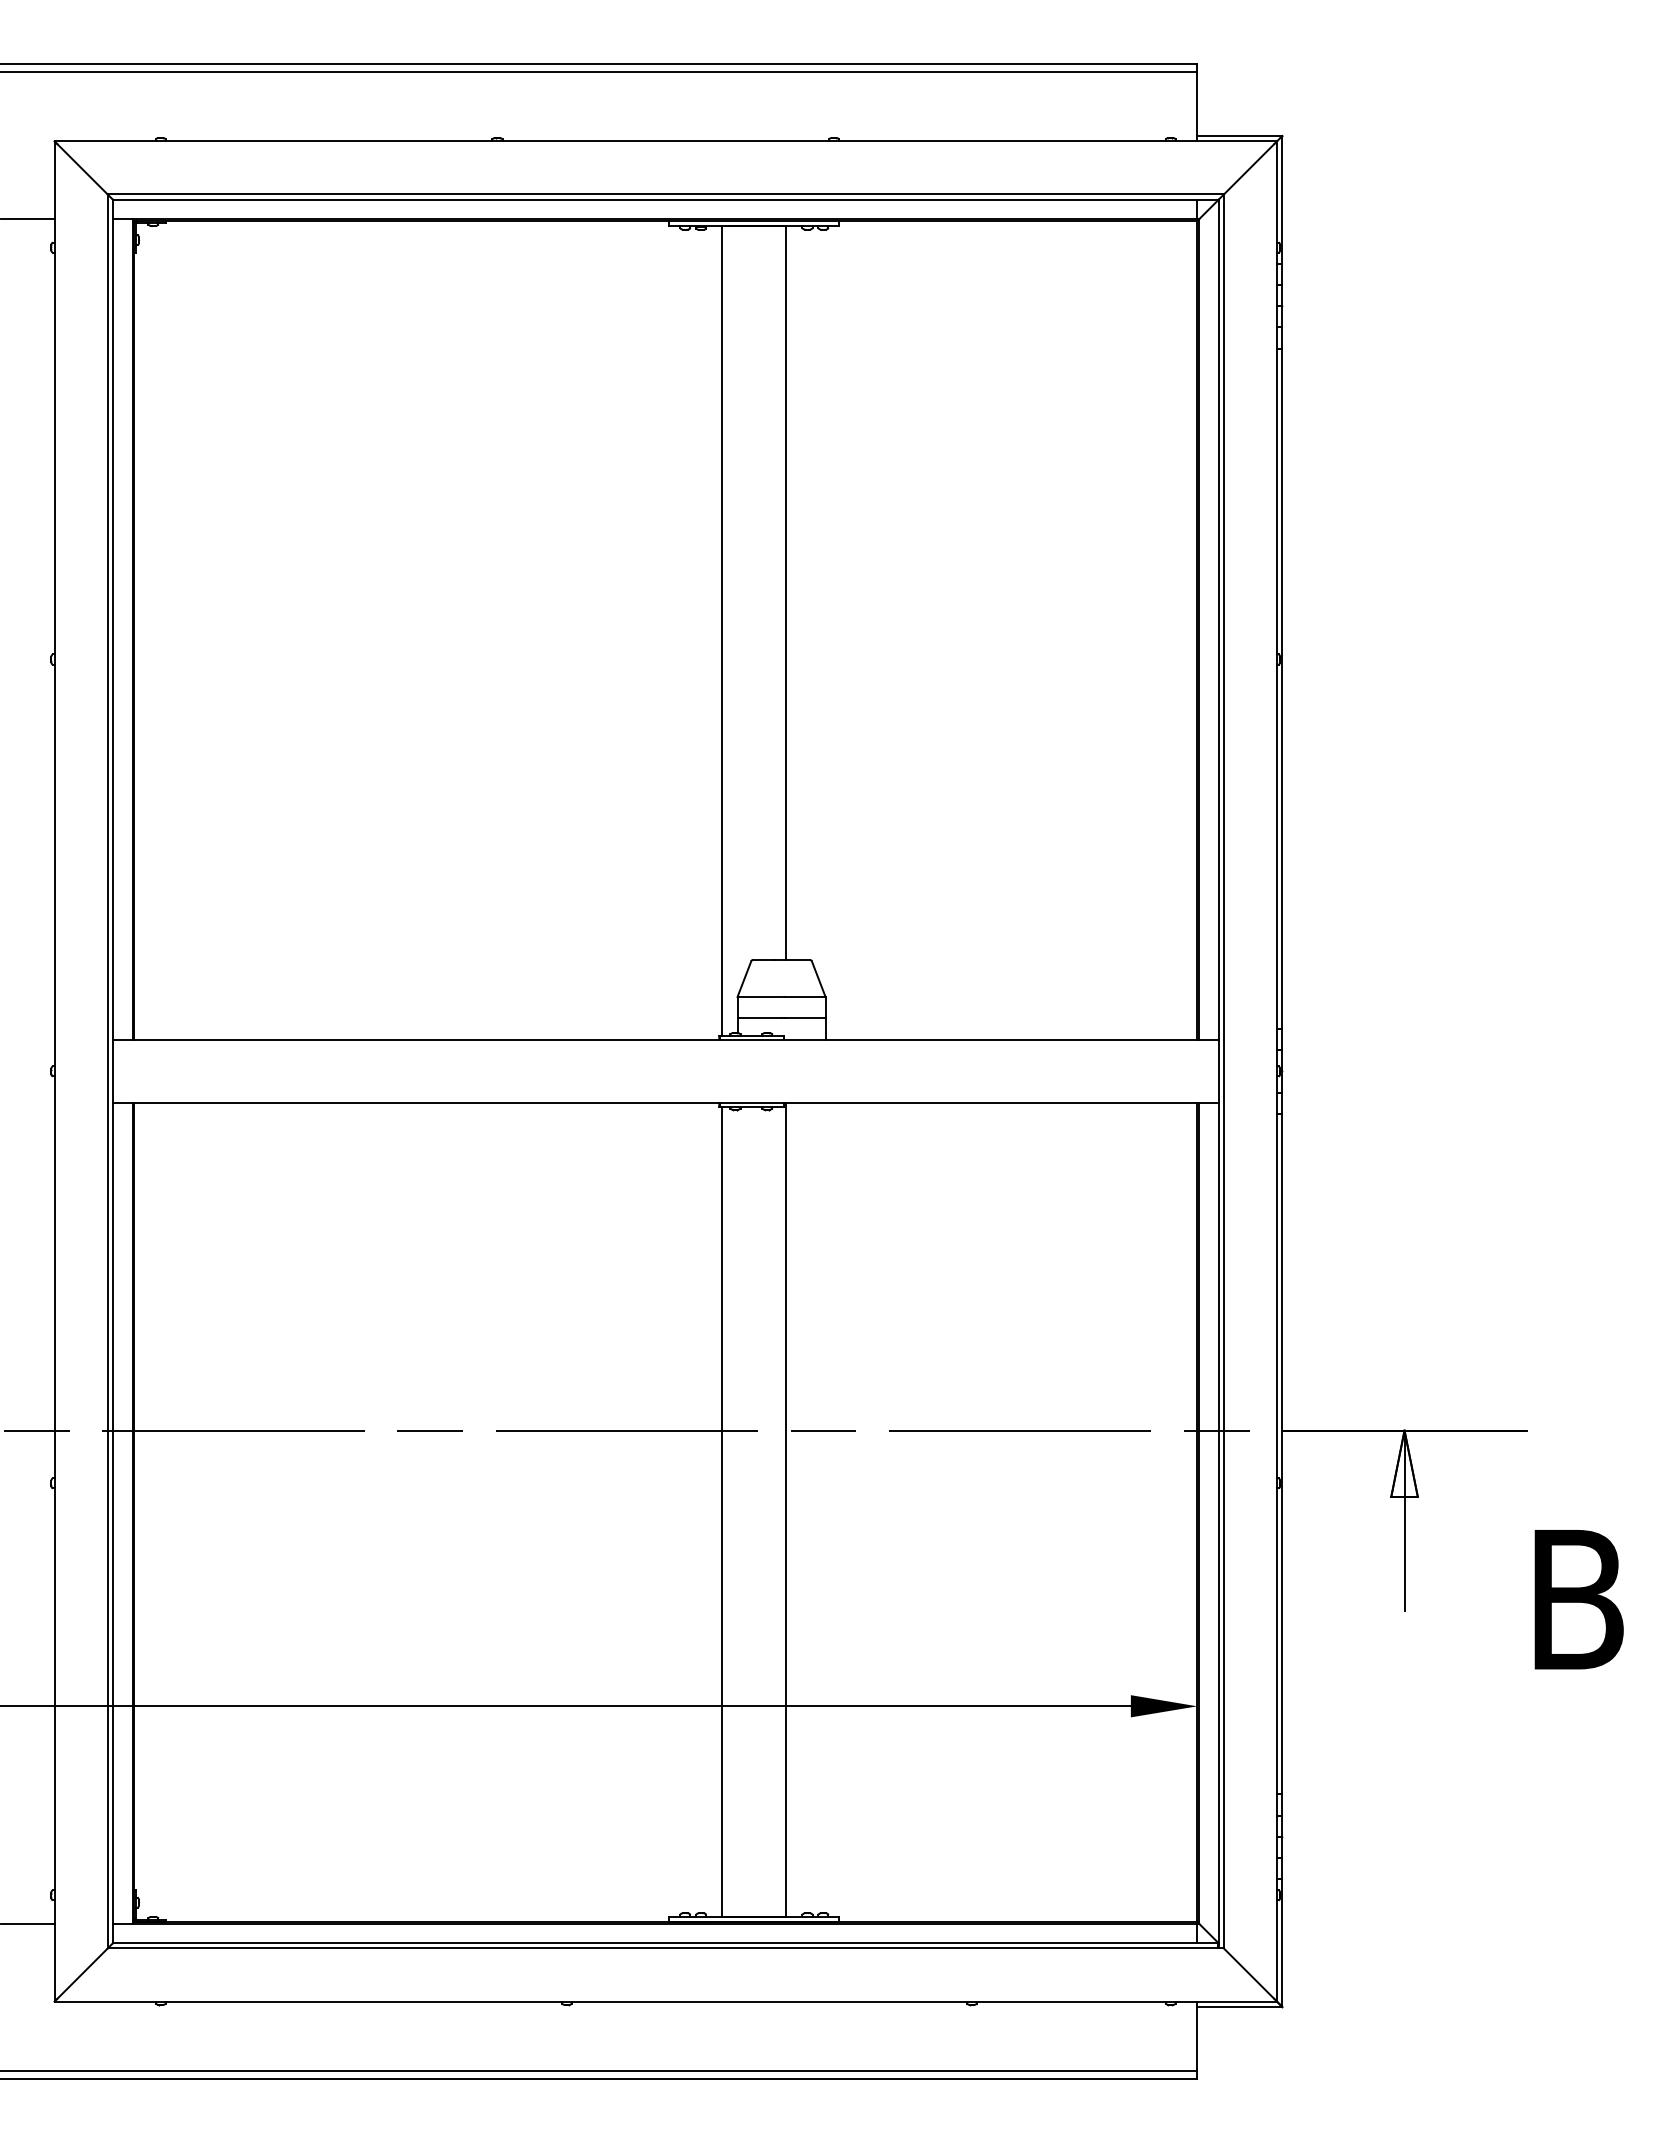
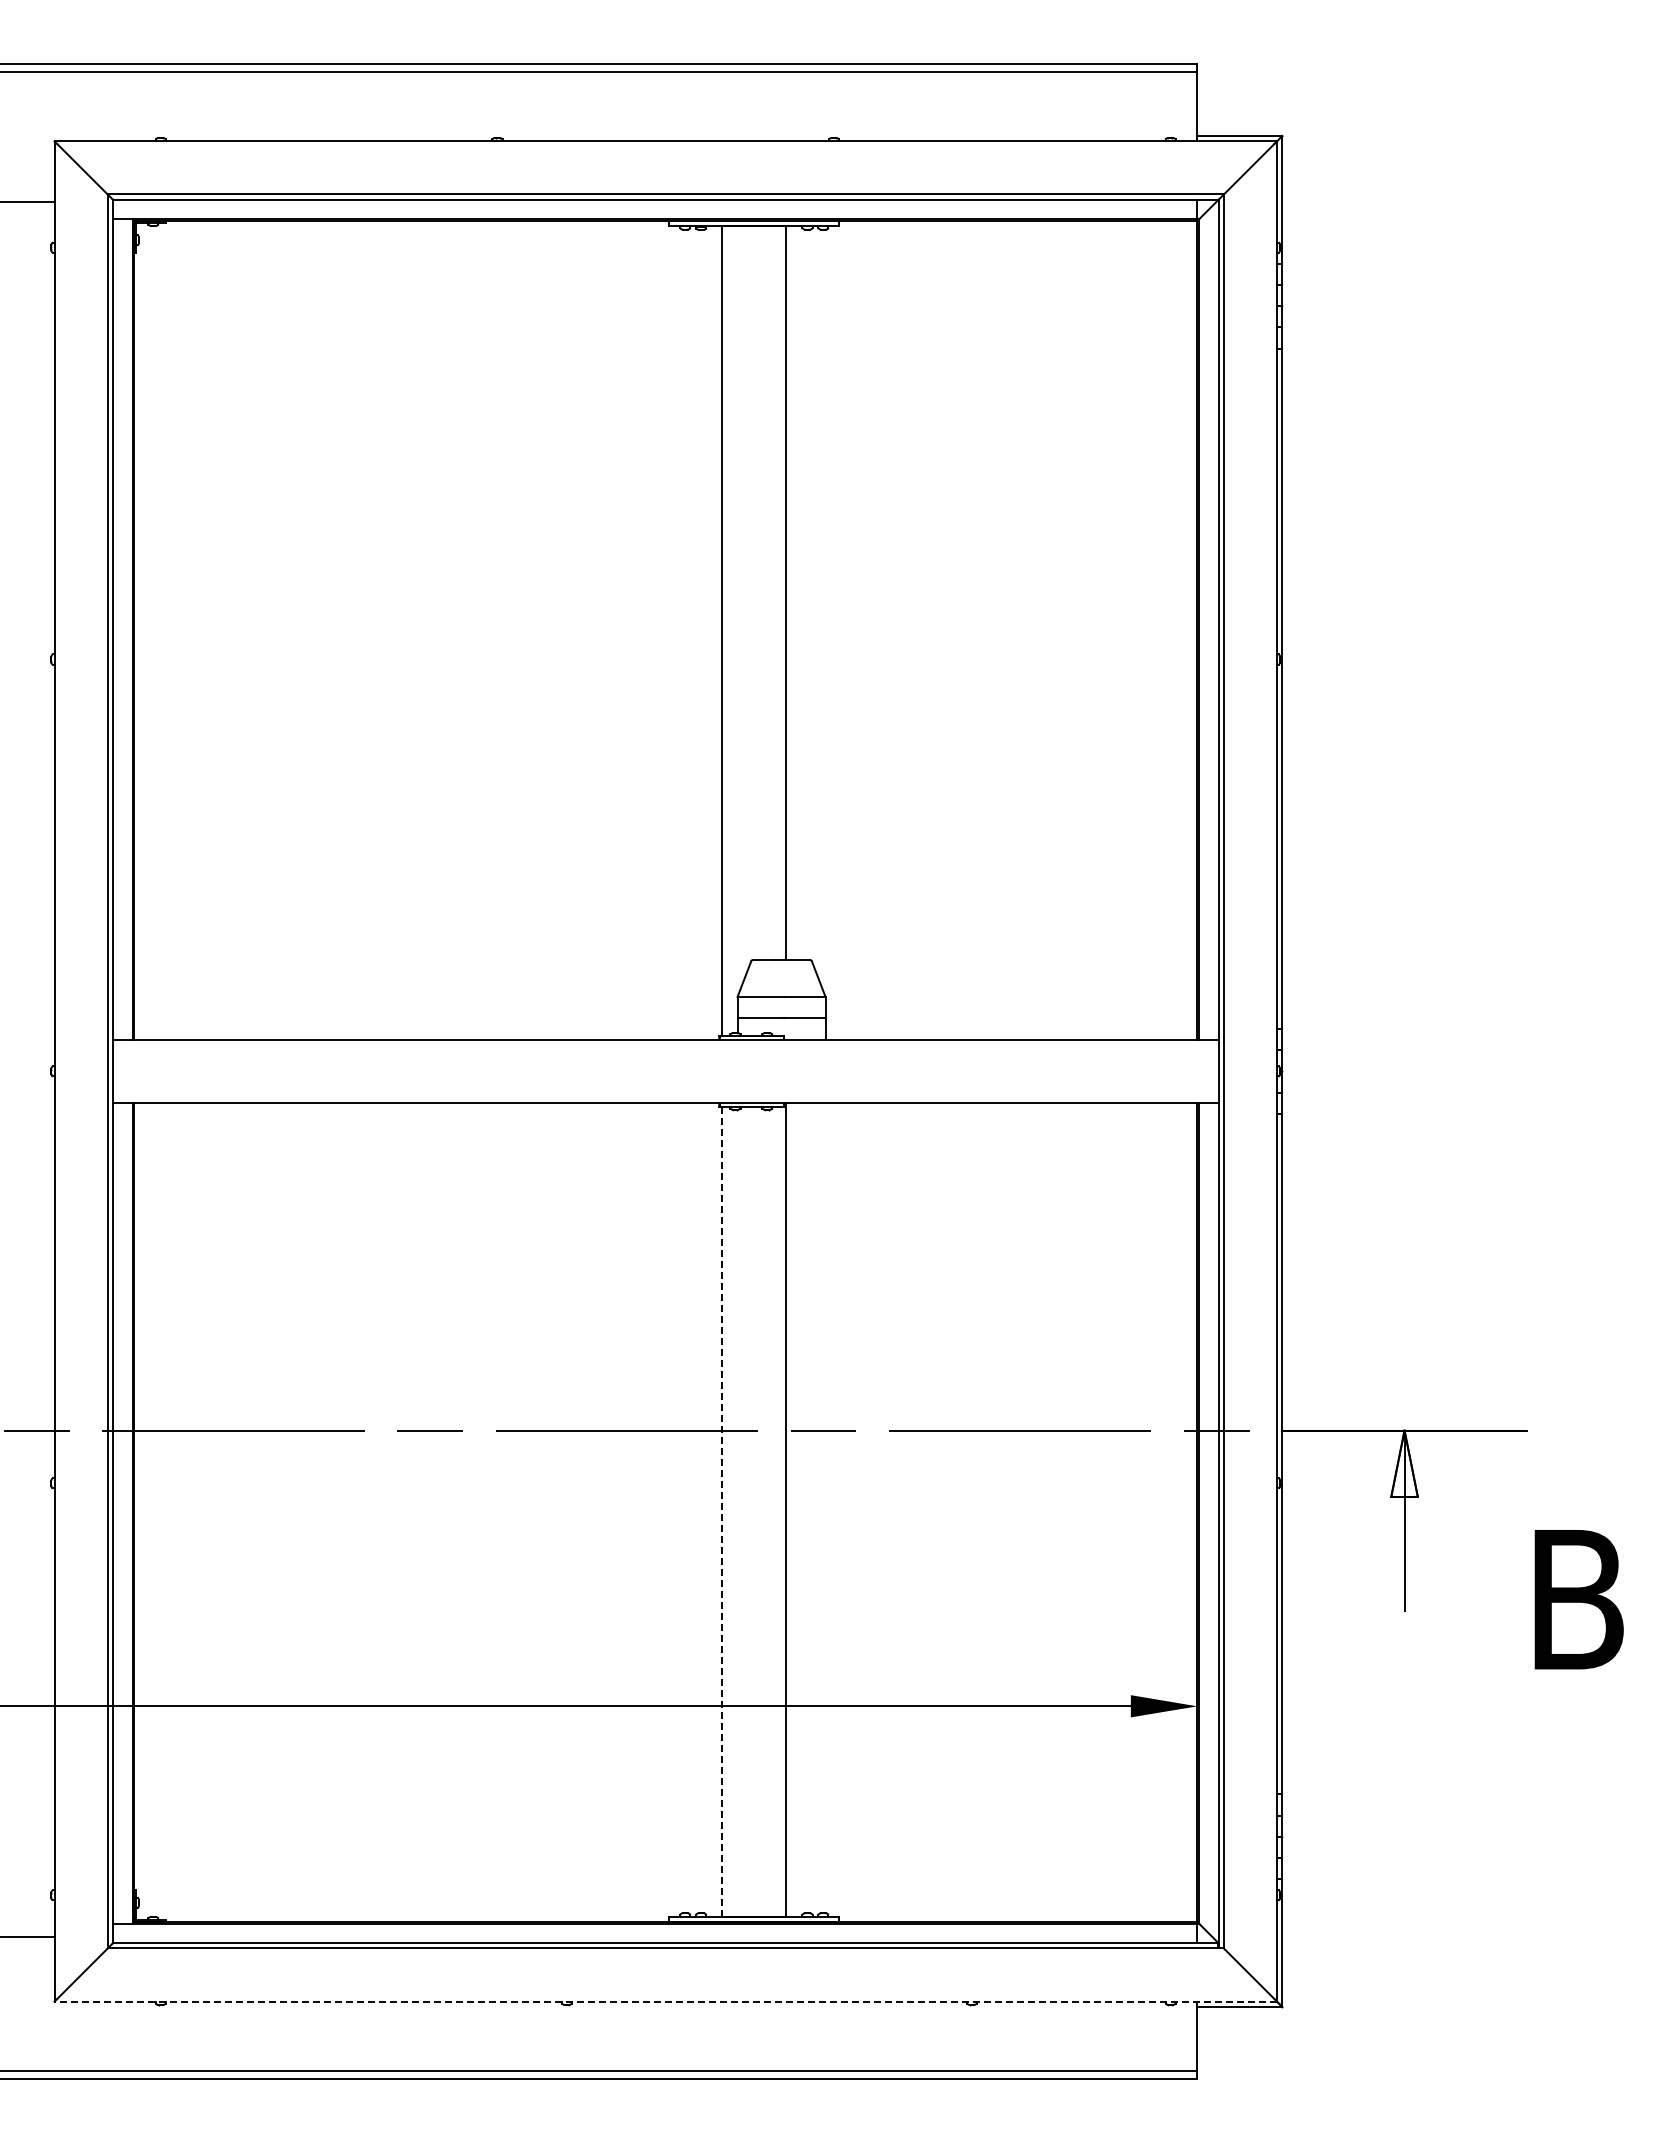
line position: (28, 219) -> (28, 202) (28, 202)
line: solid -> dashed (722, 1511)
line position: (28, 1923) -> (28, 1936) (28, 1936)
line: solid -> dashed (665, 2001)
